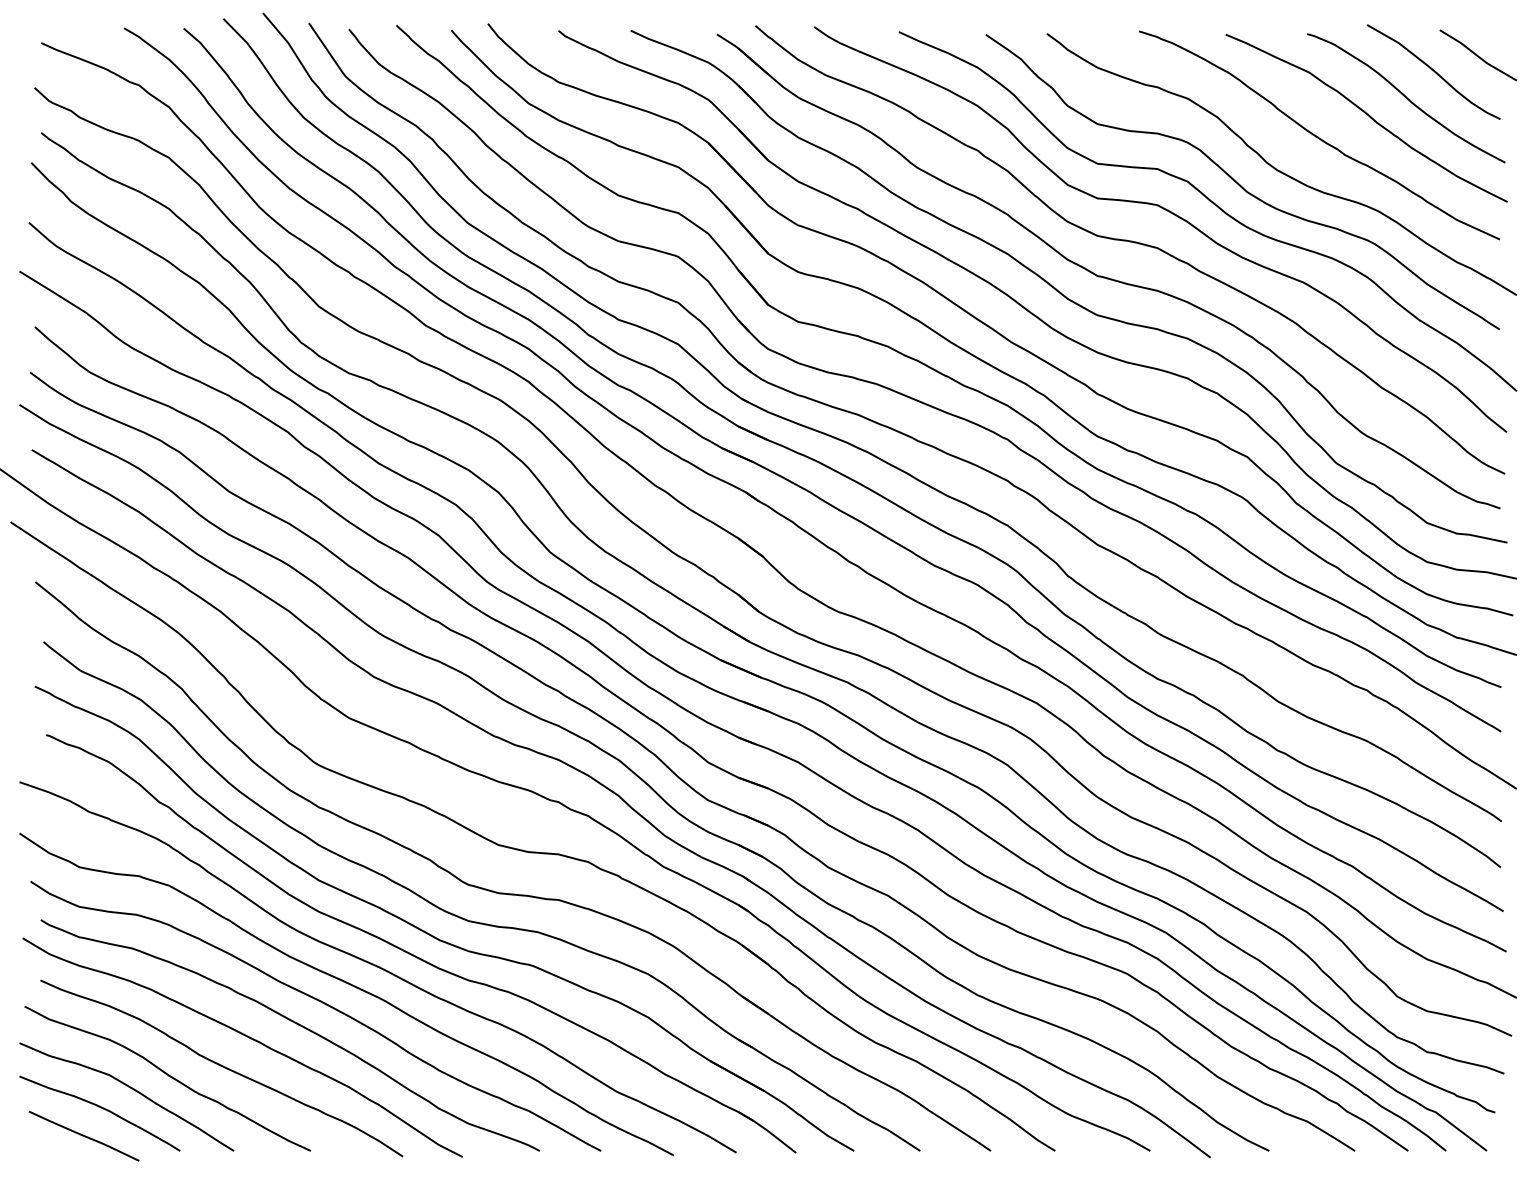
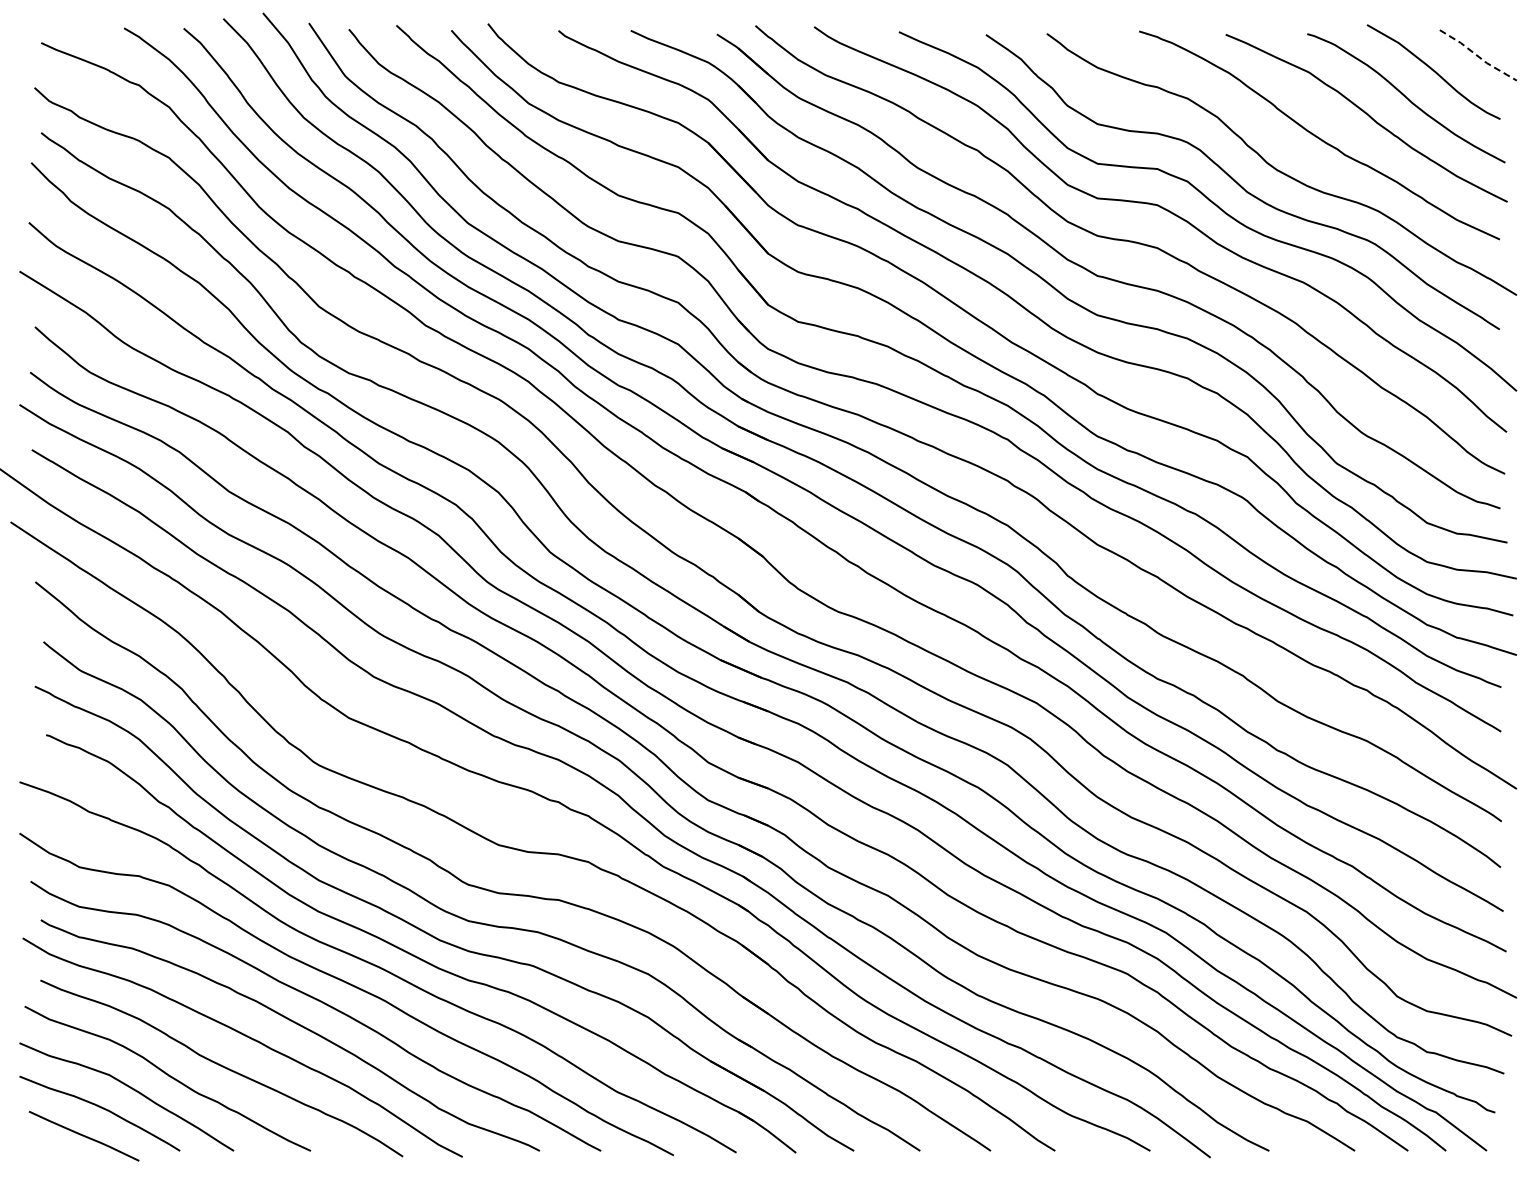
line: solid -> dashed (1477, 56)
